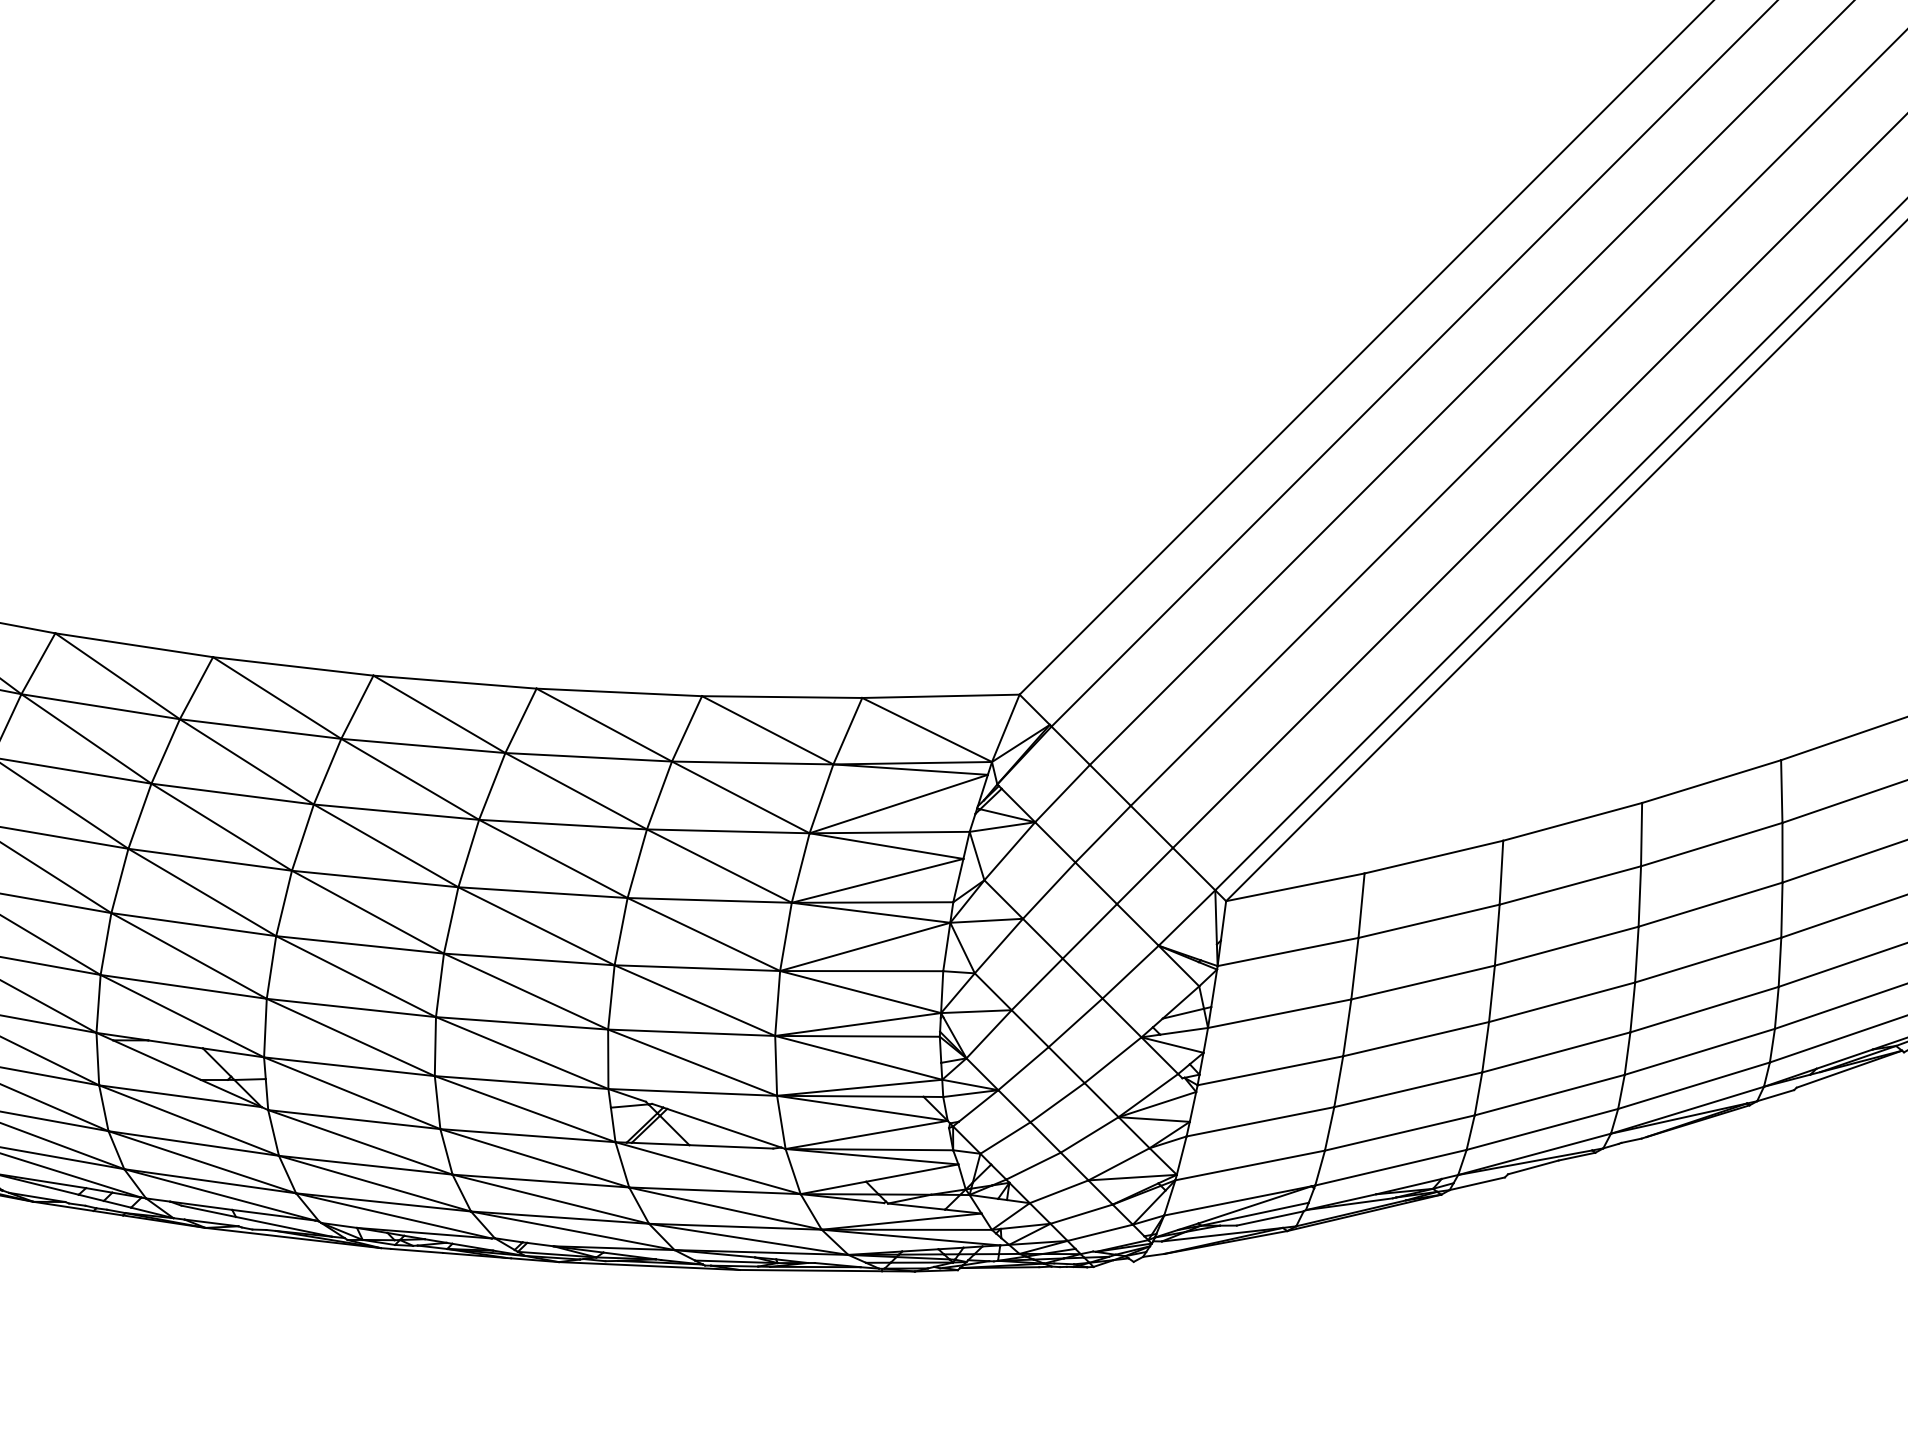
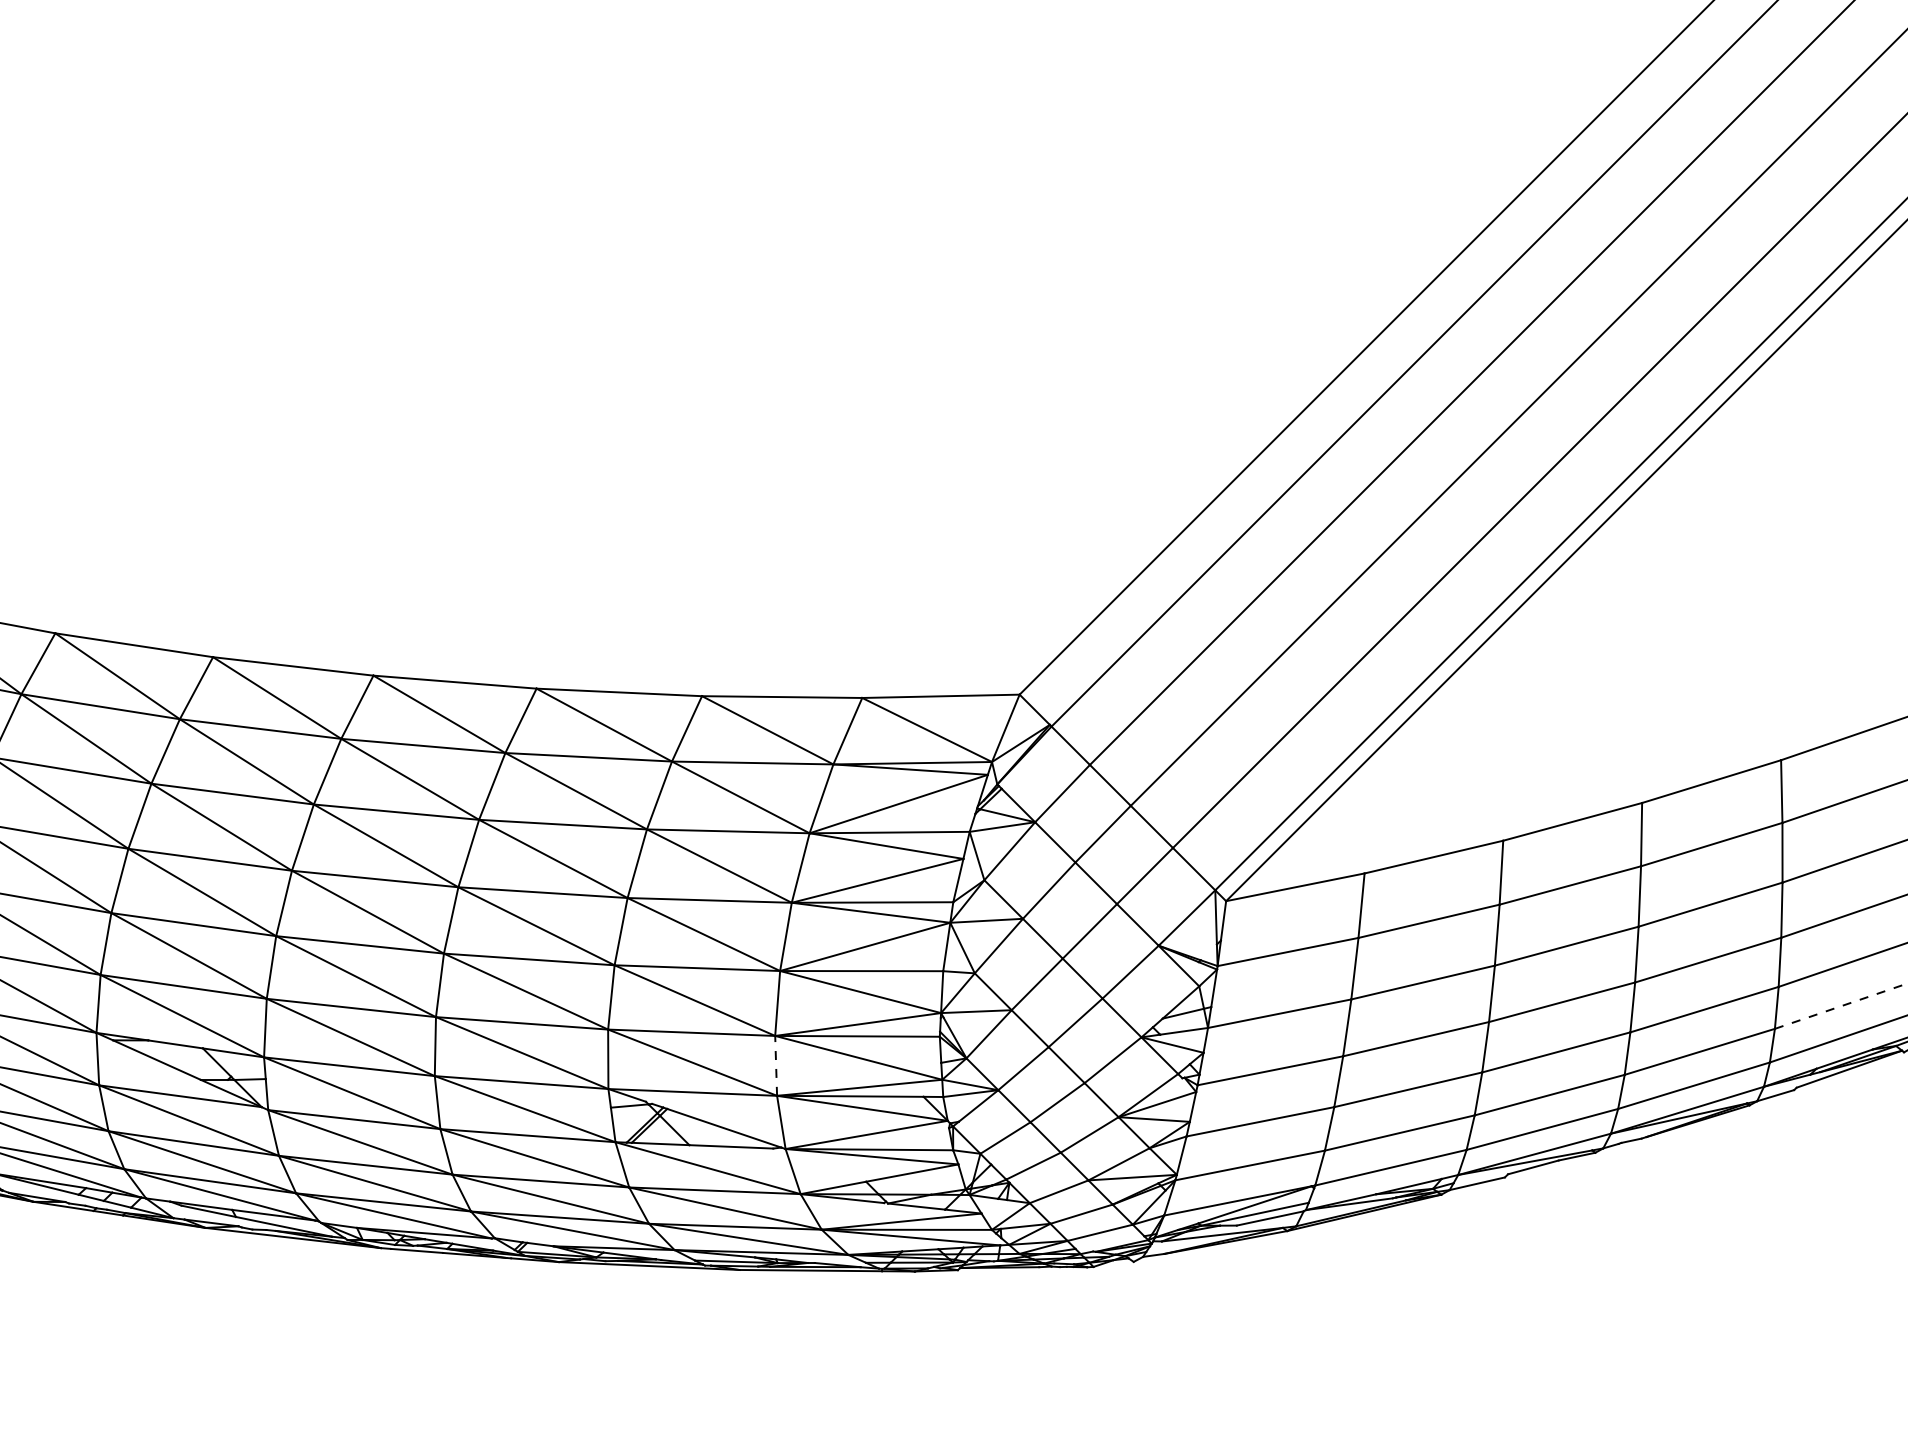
line: solid -> dashed (1841, 1006)
line: solid -> dashed (776, 1065)
